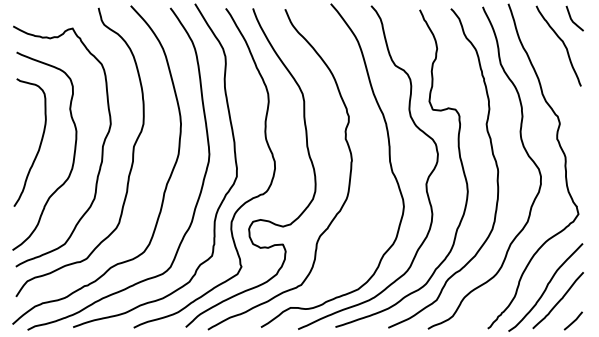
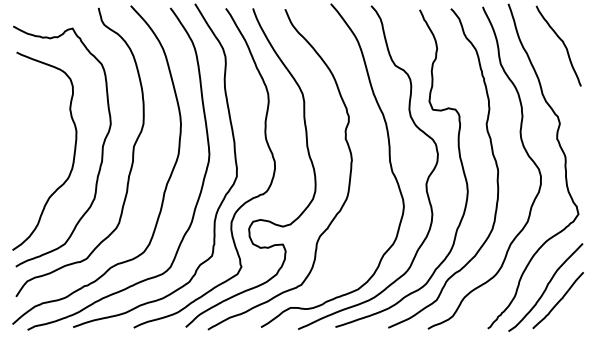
curve: present -> none (572, 19)
curve: present -> none (39, 144)
line: present -> none (573, 320)
